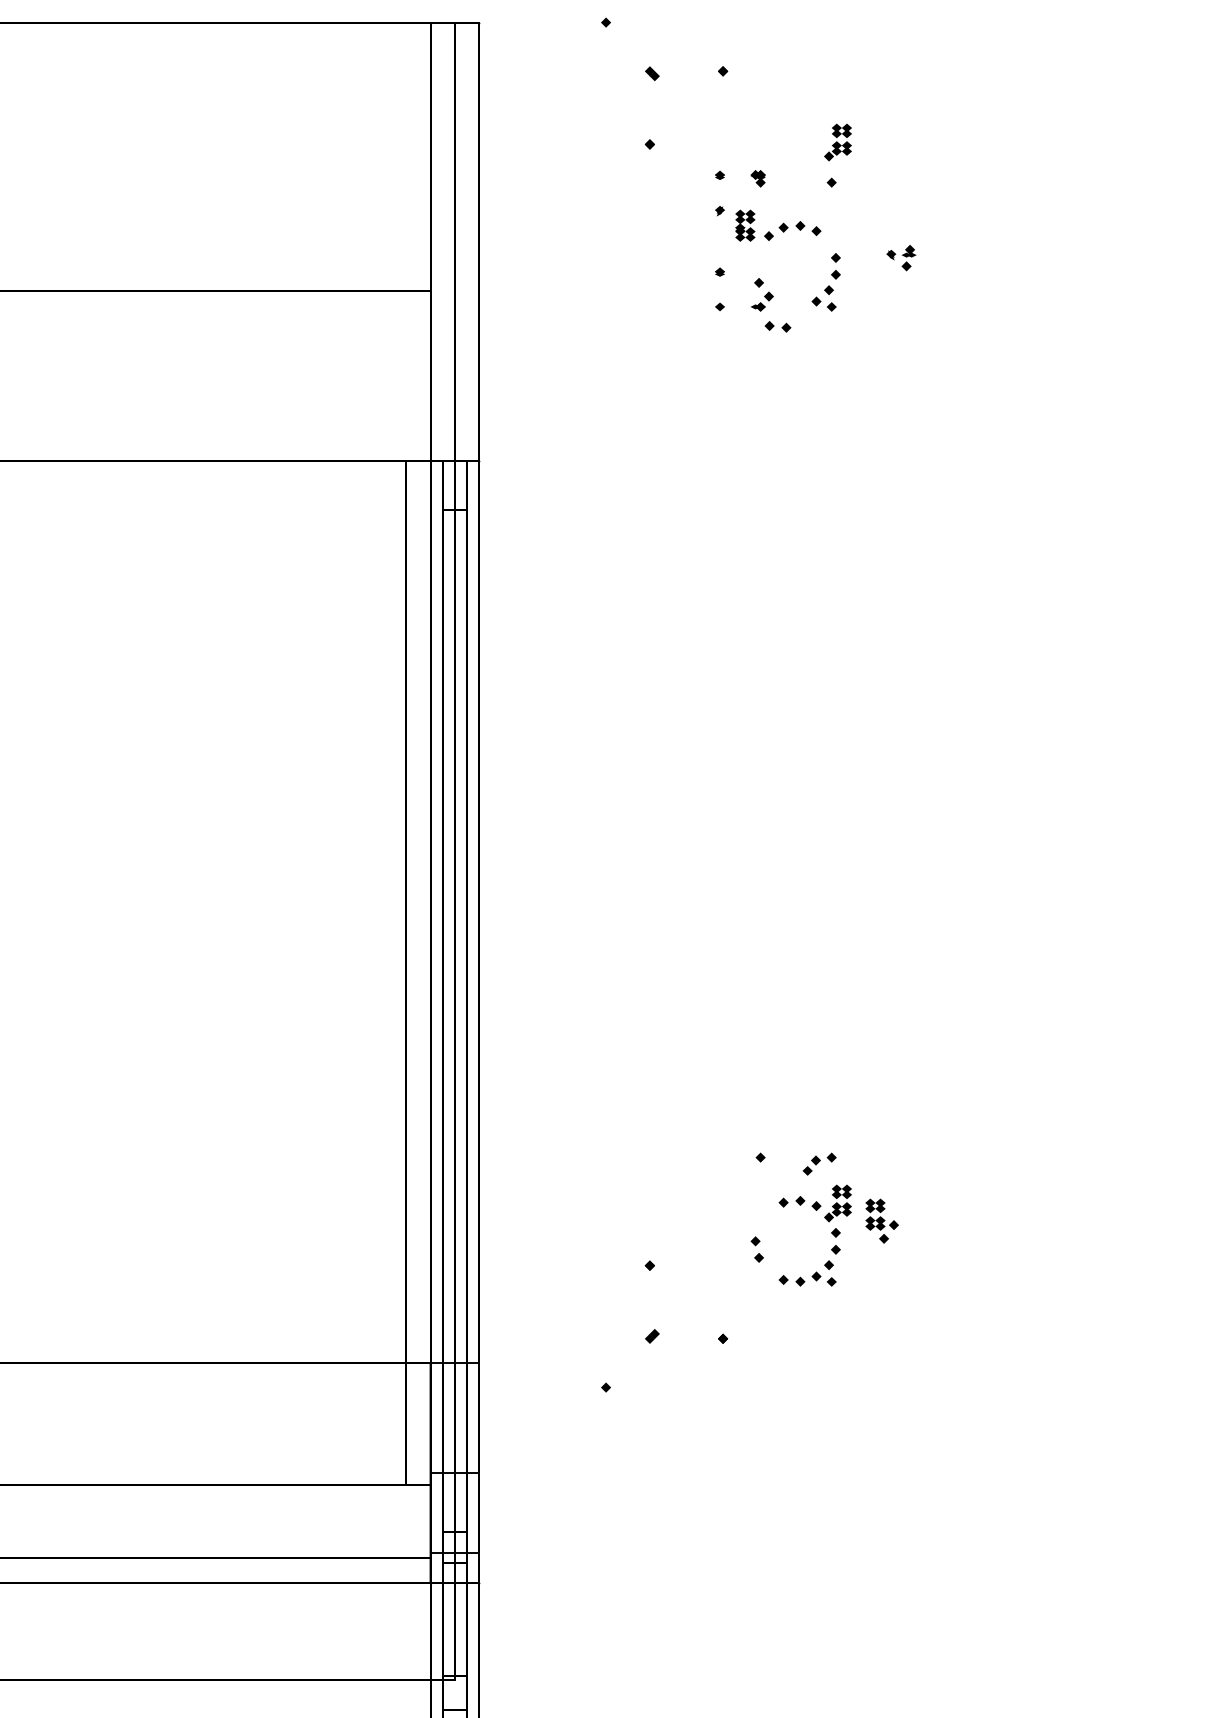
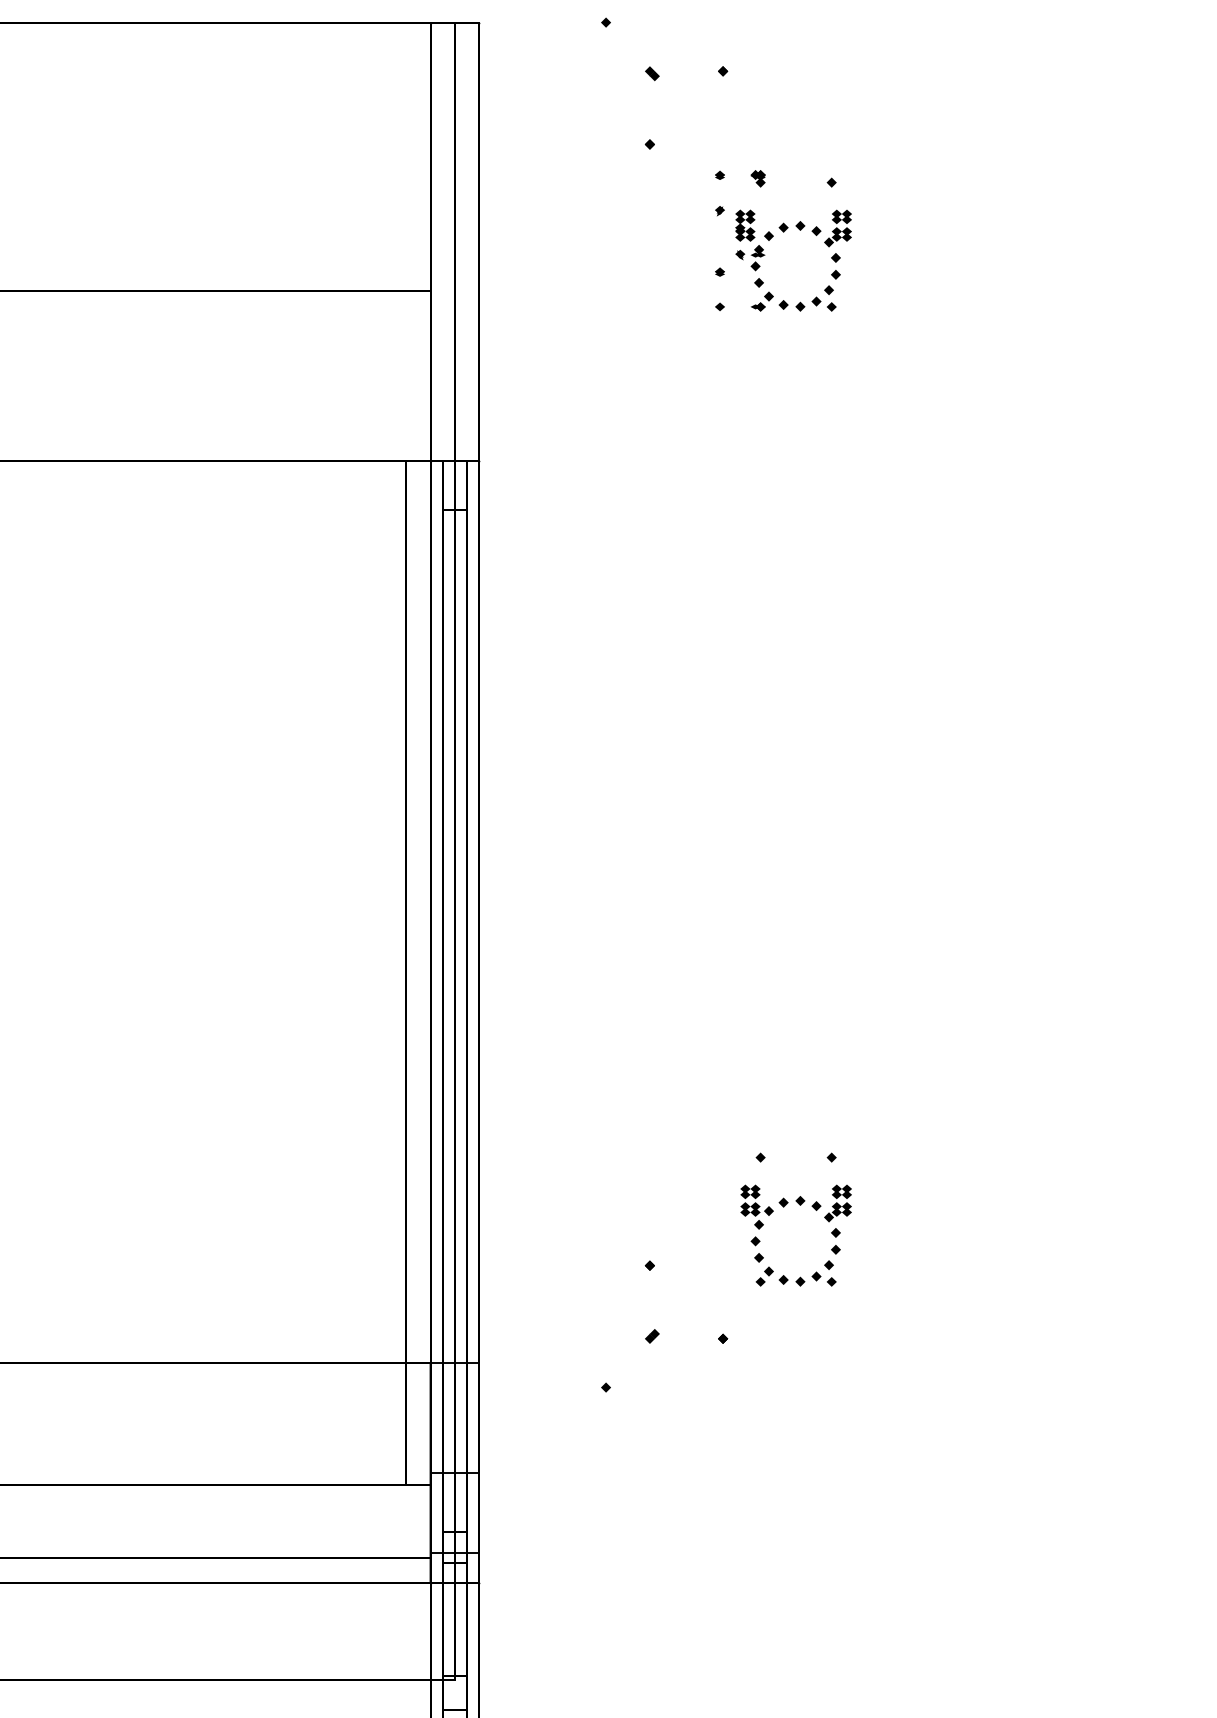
part position: (837, 142) -> (837, 228) (837, 228)
part position: (901, 258) -> (750, 258) (750, 258)
part position: (777, 326) -> (791, 305) (791, 305)
part position: (811, 1165) -> (764, 1276) (764, 1276)
part position: (881, 1220) -> (756, 1206) (756, 1206)
